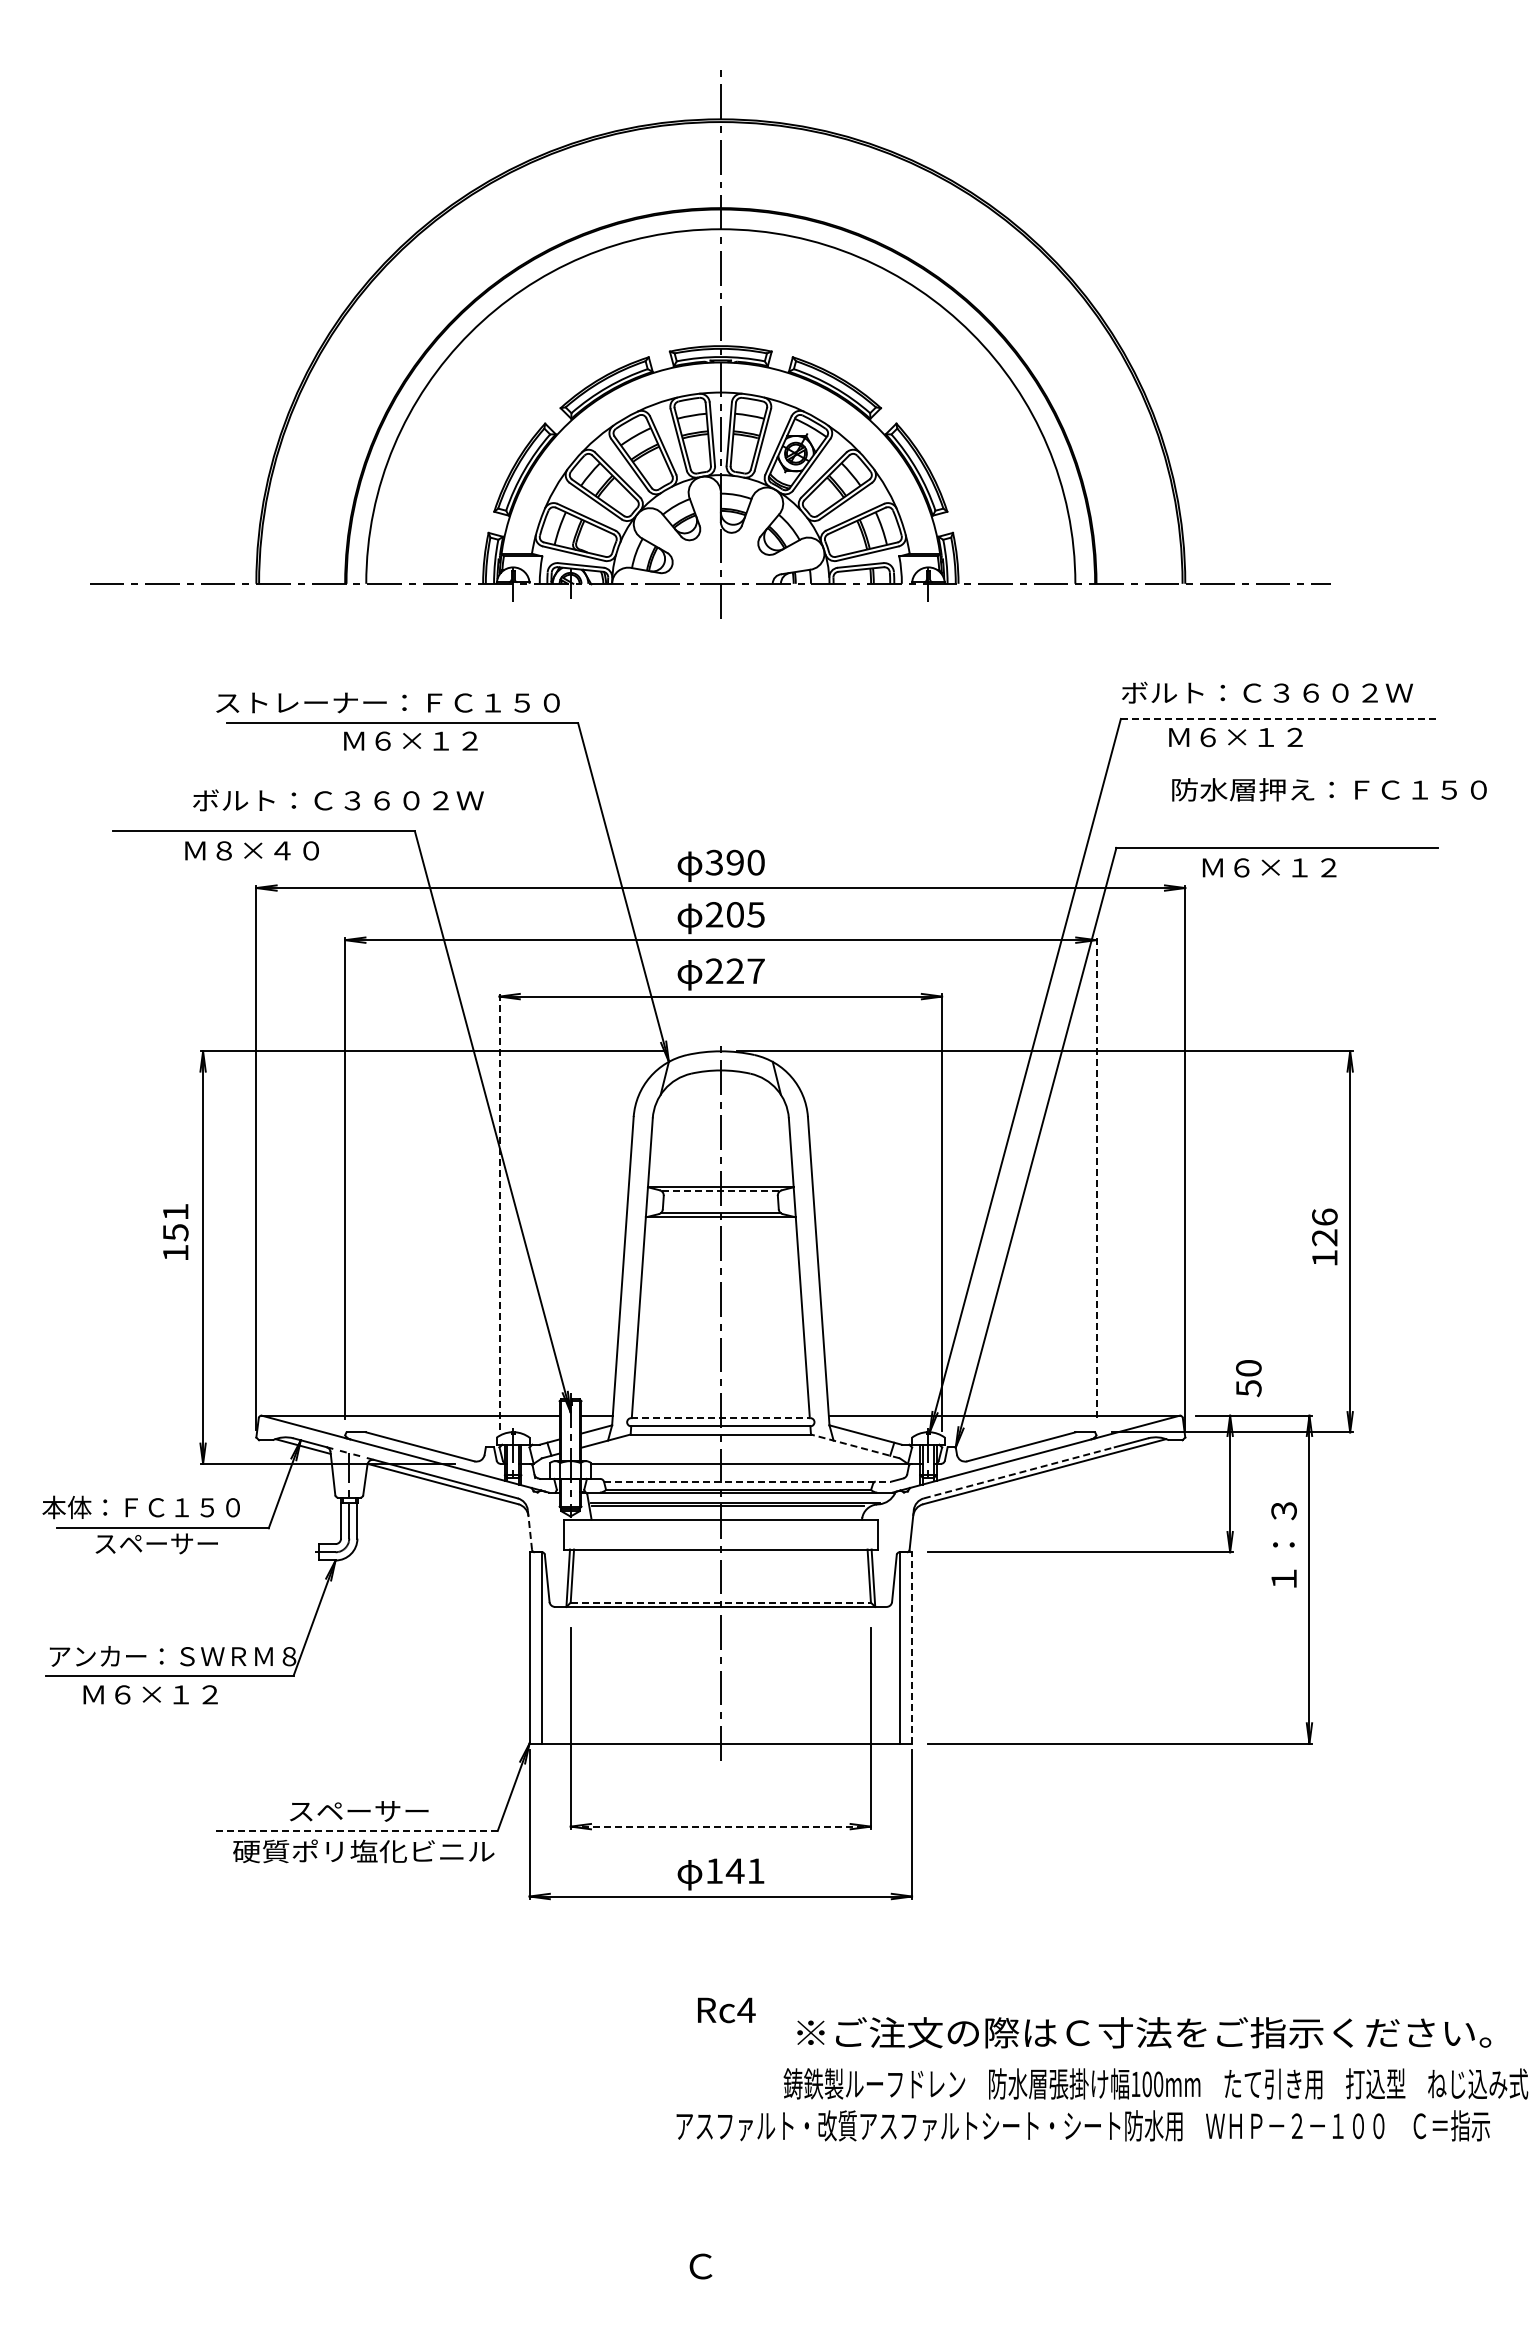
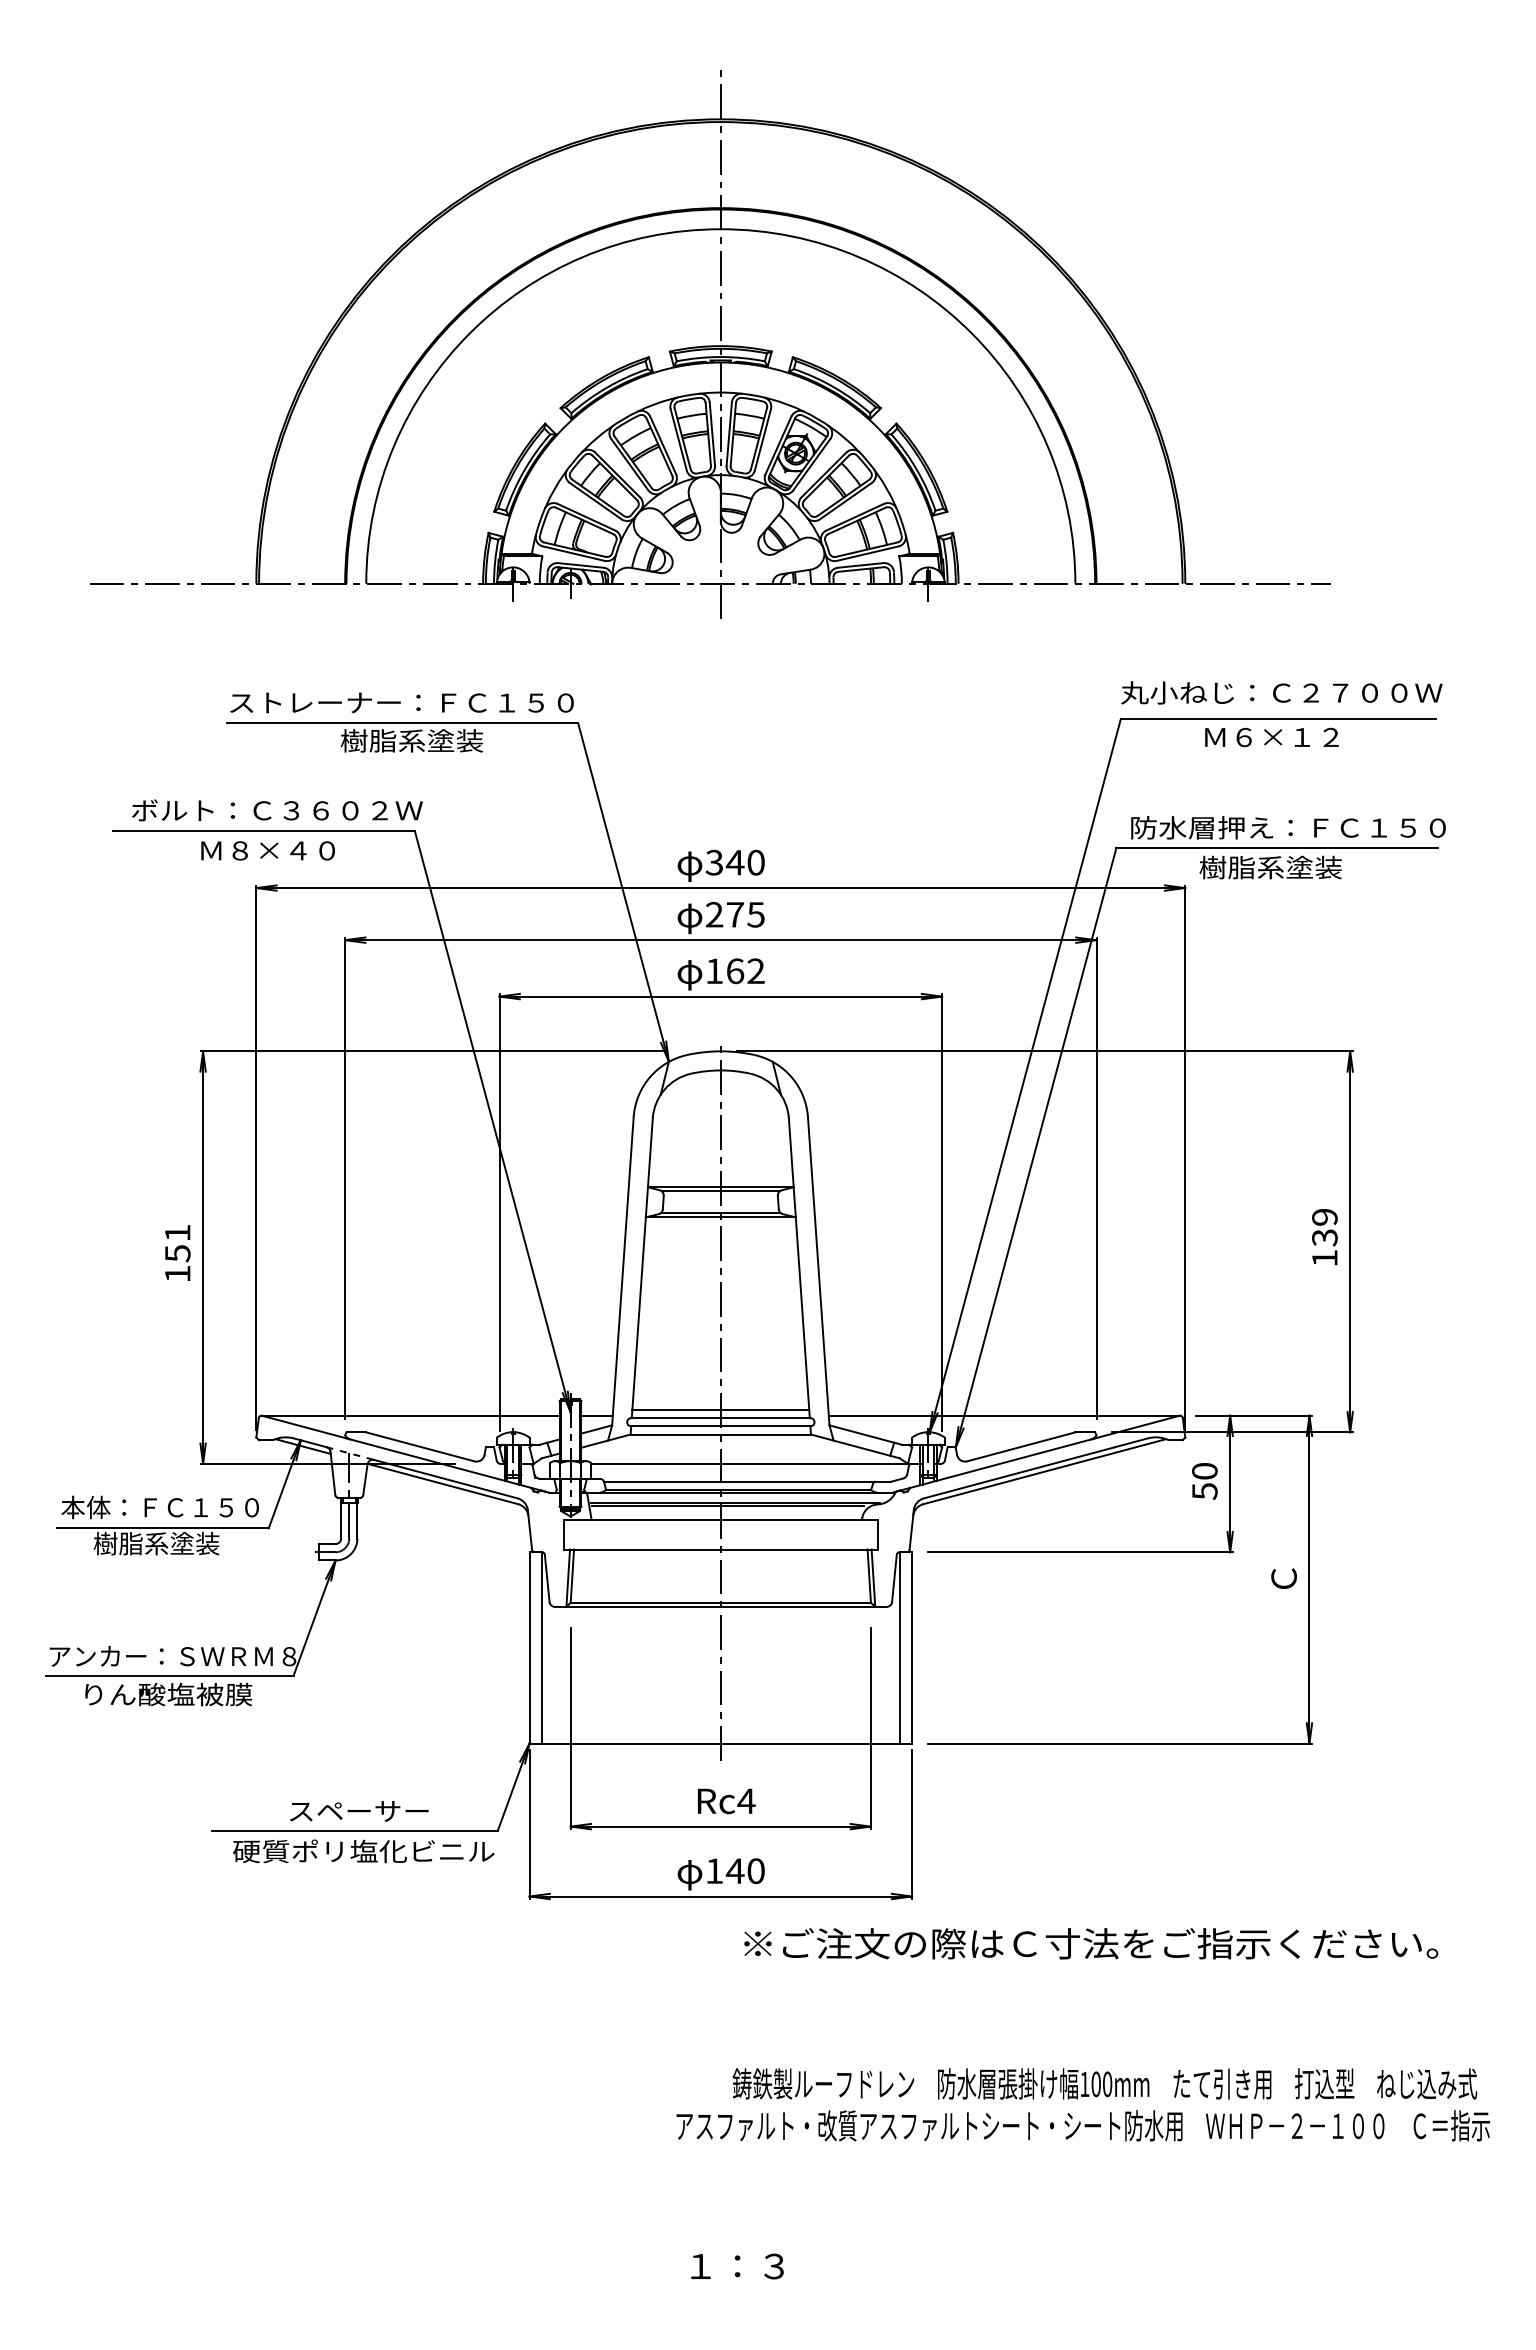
text: ボルト：Ｃ３６０２Ｗ -> 丸小ねじ：Ｃ２７００Ｗ (1281, 692)
text position: (387, 702) -> (401, 702) (401, 702)
line: dashed -> solid (1278, 718)
text position: (1235, 737) -> (1271, 737) (1271, 737)
text: Ｍ６×１２ -> 樹脂系塗装 (411, 740)
text position: (1329, 789) -> (1288, 827) (1288, 827)
text position: (338, 800) -> (277, 810) (277, 810)
text position: (251, 850) -> (267, 850) (267, 850)
text: 390 -> 340 (734, 862)
text: Ｍ６×１２ -> 樹脂系塗装 (1270, 867)
text: 205 -> 275 (735, 914)
text: 227 -> 162 (734, 971)
line: dashed -> solid (1096, 1178)
line: dashed -> solid (720, 1191)
line: dashed -> solid (499, 1213)
text: 126 -> 139 (1324, 1227)
text position: (175, 1231) -> (177, 1252) (177, 1252)
text position: (1248, 1378) -> (1204, 1481) (1204, 1481)
line: none -> present (720, 1409)
line: dashed -> solid (720, 1418)
line: dashed -> solid (855, 1446)
line: dashed -> solid (1019, 1472)
line: dashed -> solid (747, 1481)
text position: (140, 1507) -> (159, 1507) (159, 1507)
line: dashed -> solid (529, 1530)
text: スペーサー -> 樹脂系塗装 (156, 1543)
text: １：３ -> Ｃ (1283, 1545)
line: dashed -> solid (721, 1602)
line: dashed -> solid (912, 1647)
text: Ｍ６×１２ -> りん酸塩被膜 (167, 1694)
line: dashed -> solid (721, 1826)
line: dashed -> solid (355, 1830)
text: 141 -> 140 (755, 1871)
text position: (726, 2010) -> (726, 1801) (726, 1801)
text position: (1144, 2032) -> (1091, 1943) (1091, 1943)
text position: (1155, 2083) -> (1104, 2083) (1104, 2083)
text: Ｃ -> １：３ (736, 2266)
